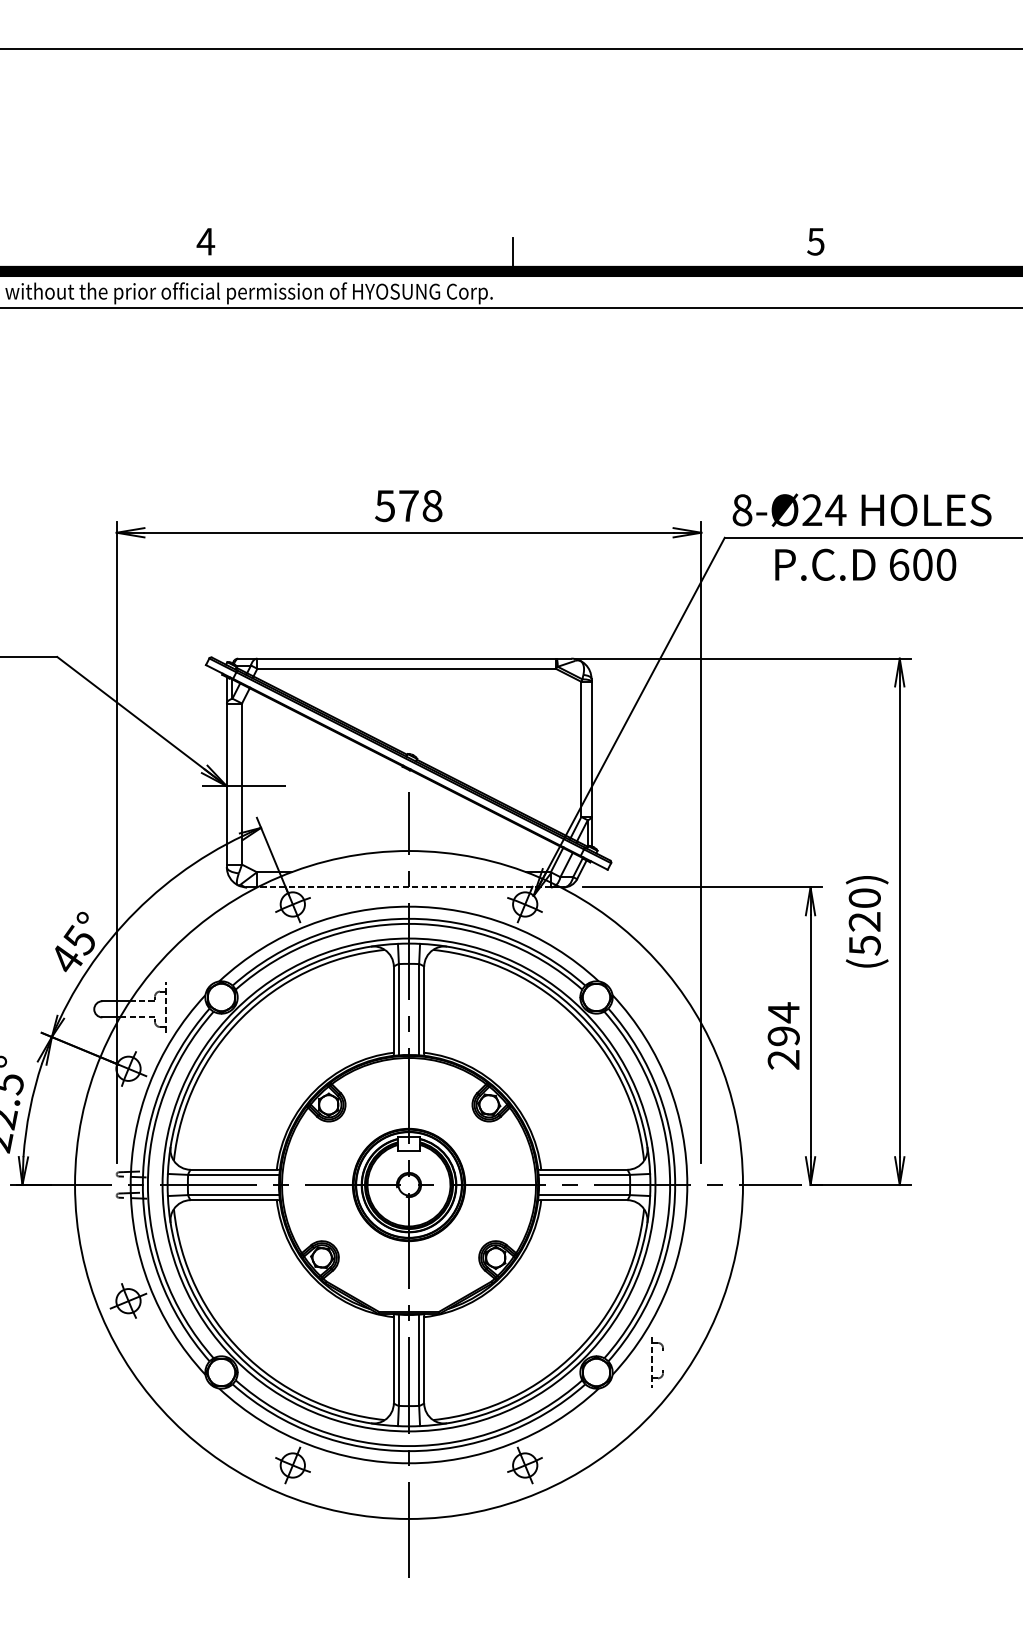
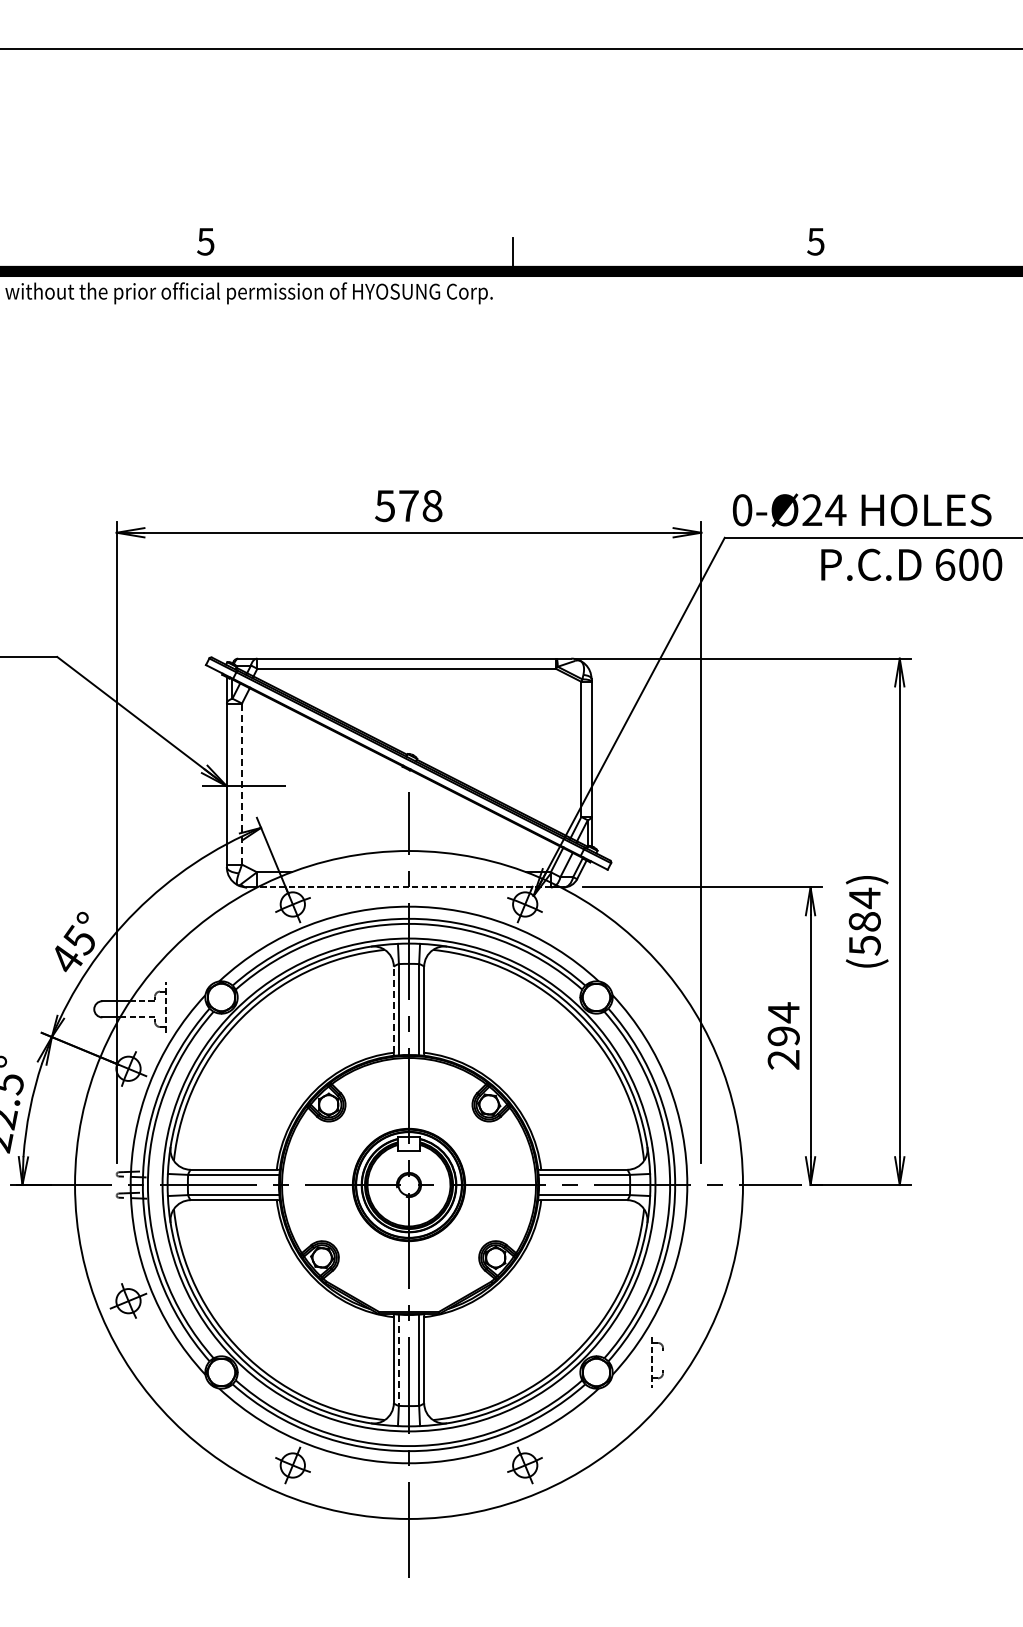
text: 4 -> 5 (205, 241)
line: present -> none (510, 307)
text: 8-Ø24 -> 0-Ø24 (742, 510)
text position: (865, 564) -> (911, 564) (911, 564)
line: solid -> dashed (242, 784)
text: (520) -> (584) (864, 909)
line: solid -> dashed (393, 1009)
line: solid -> dashed (398, 1360)
